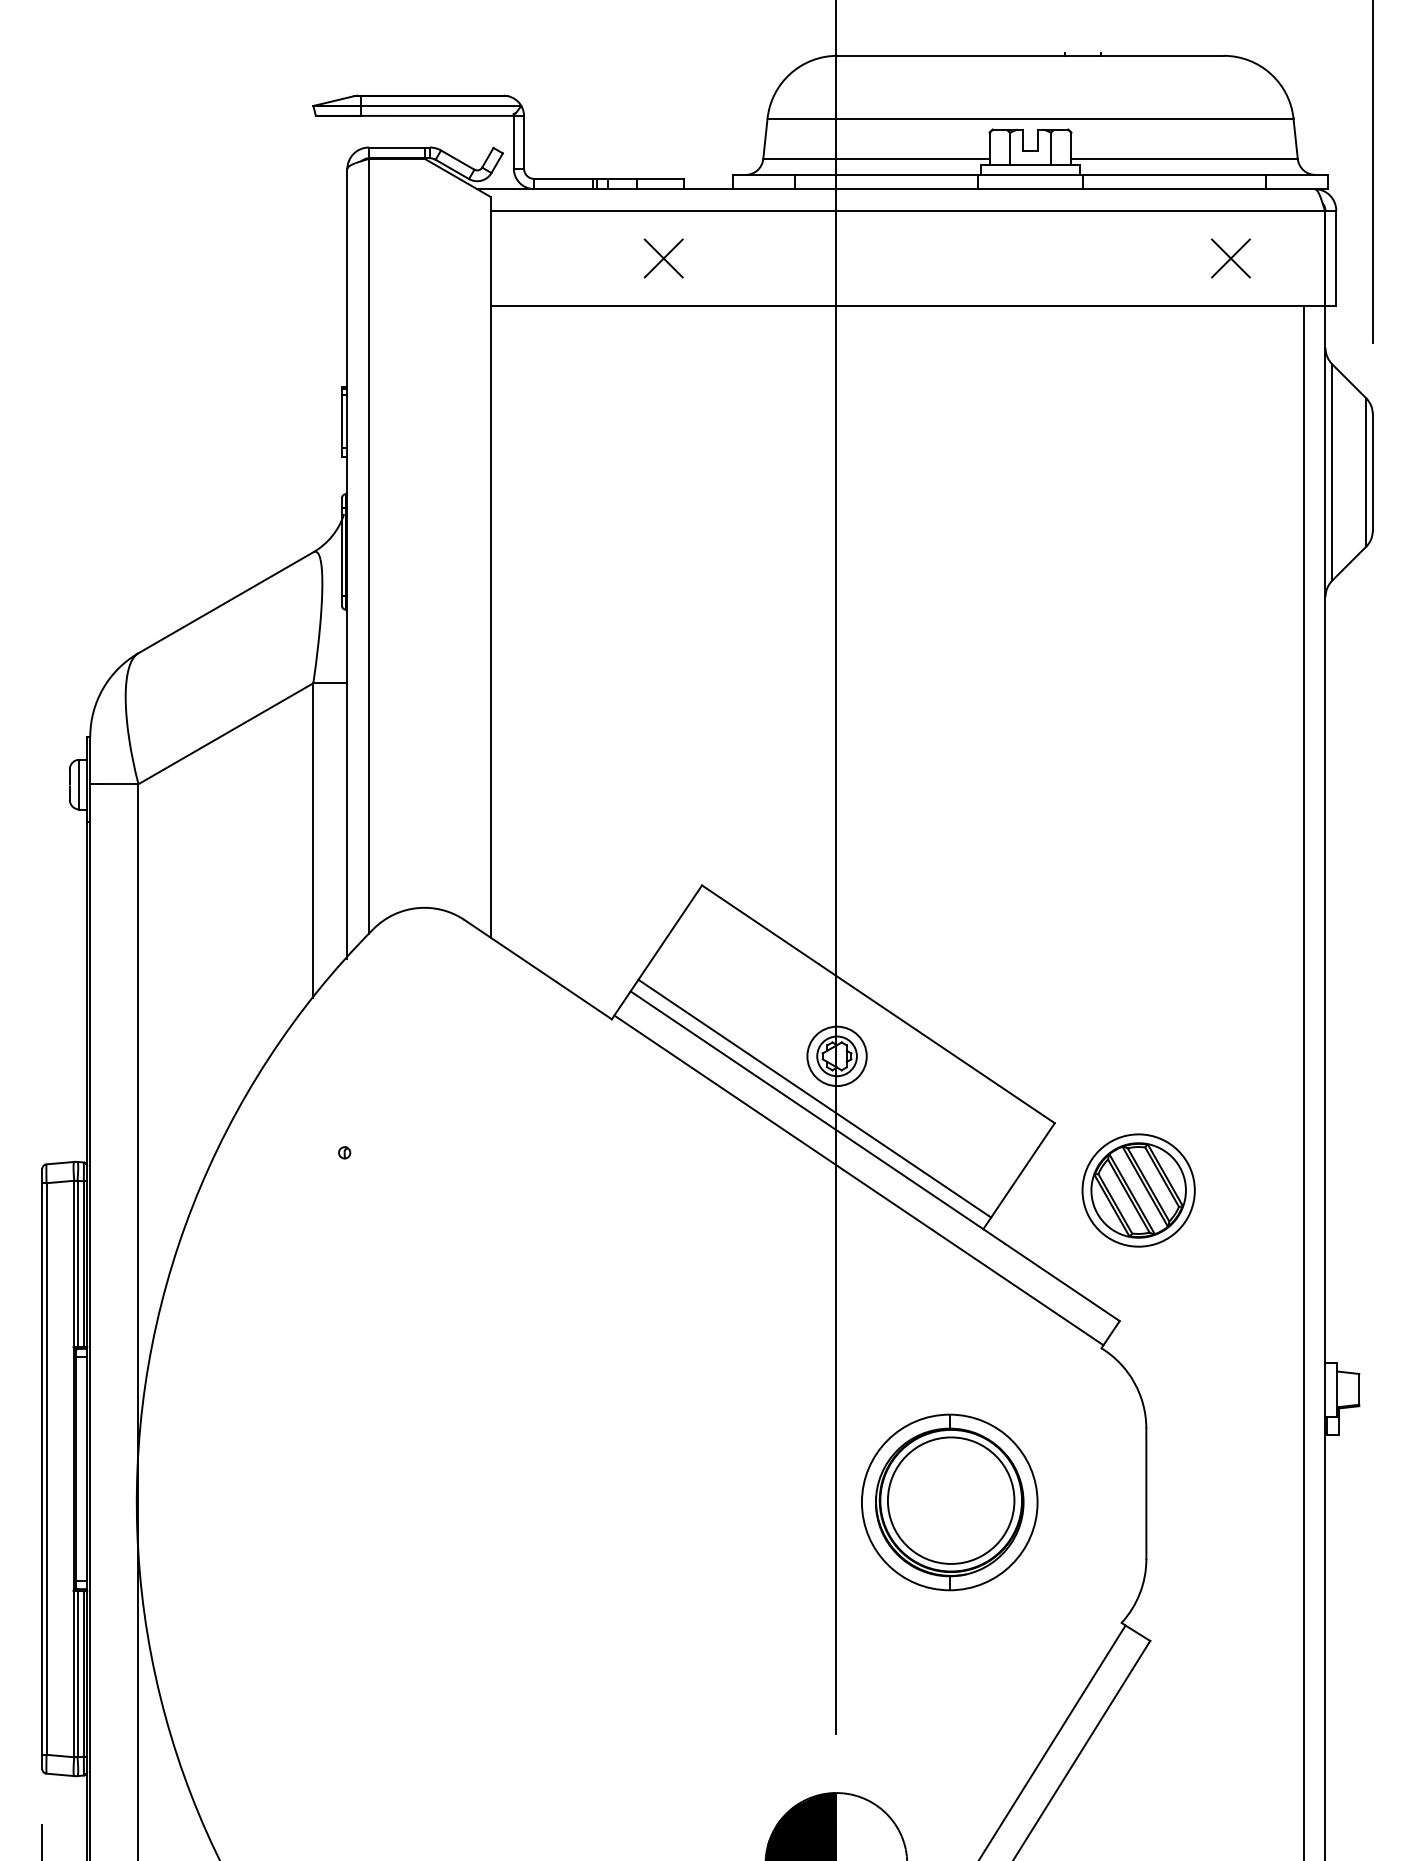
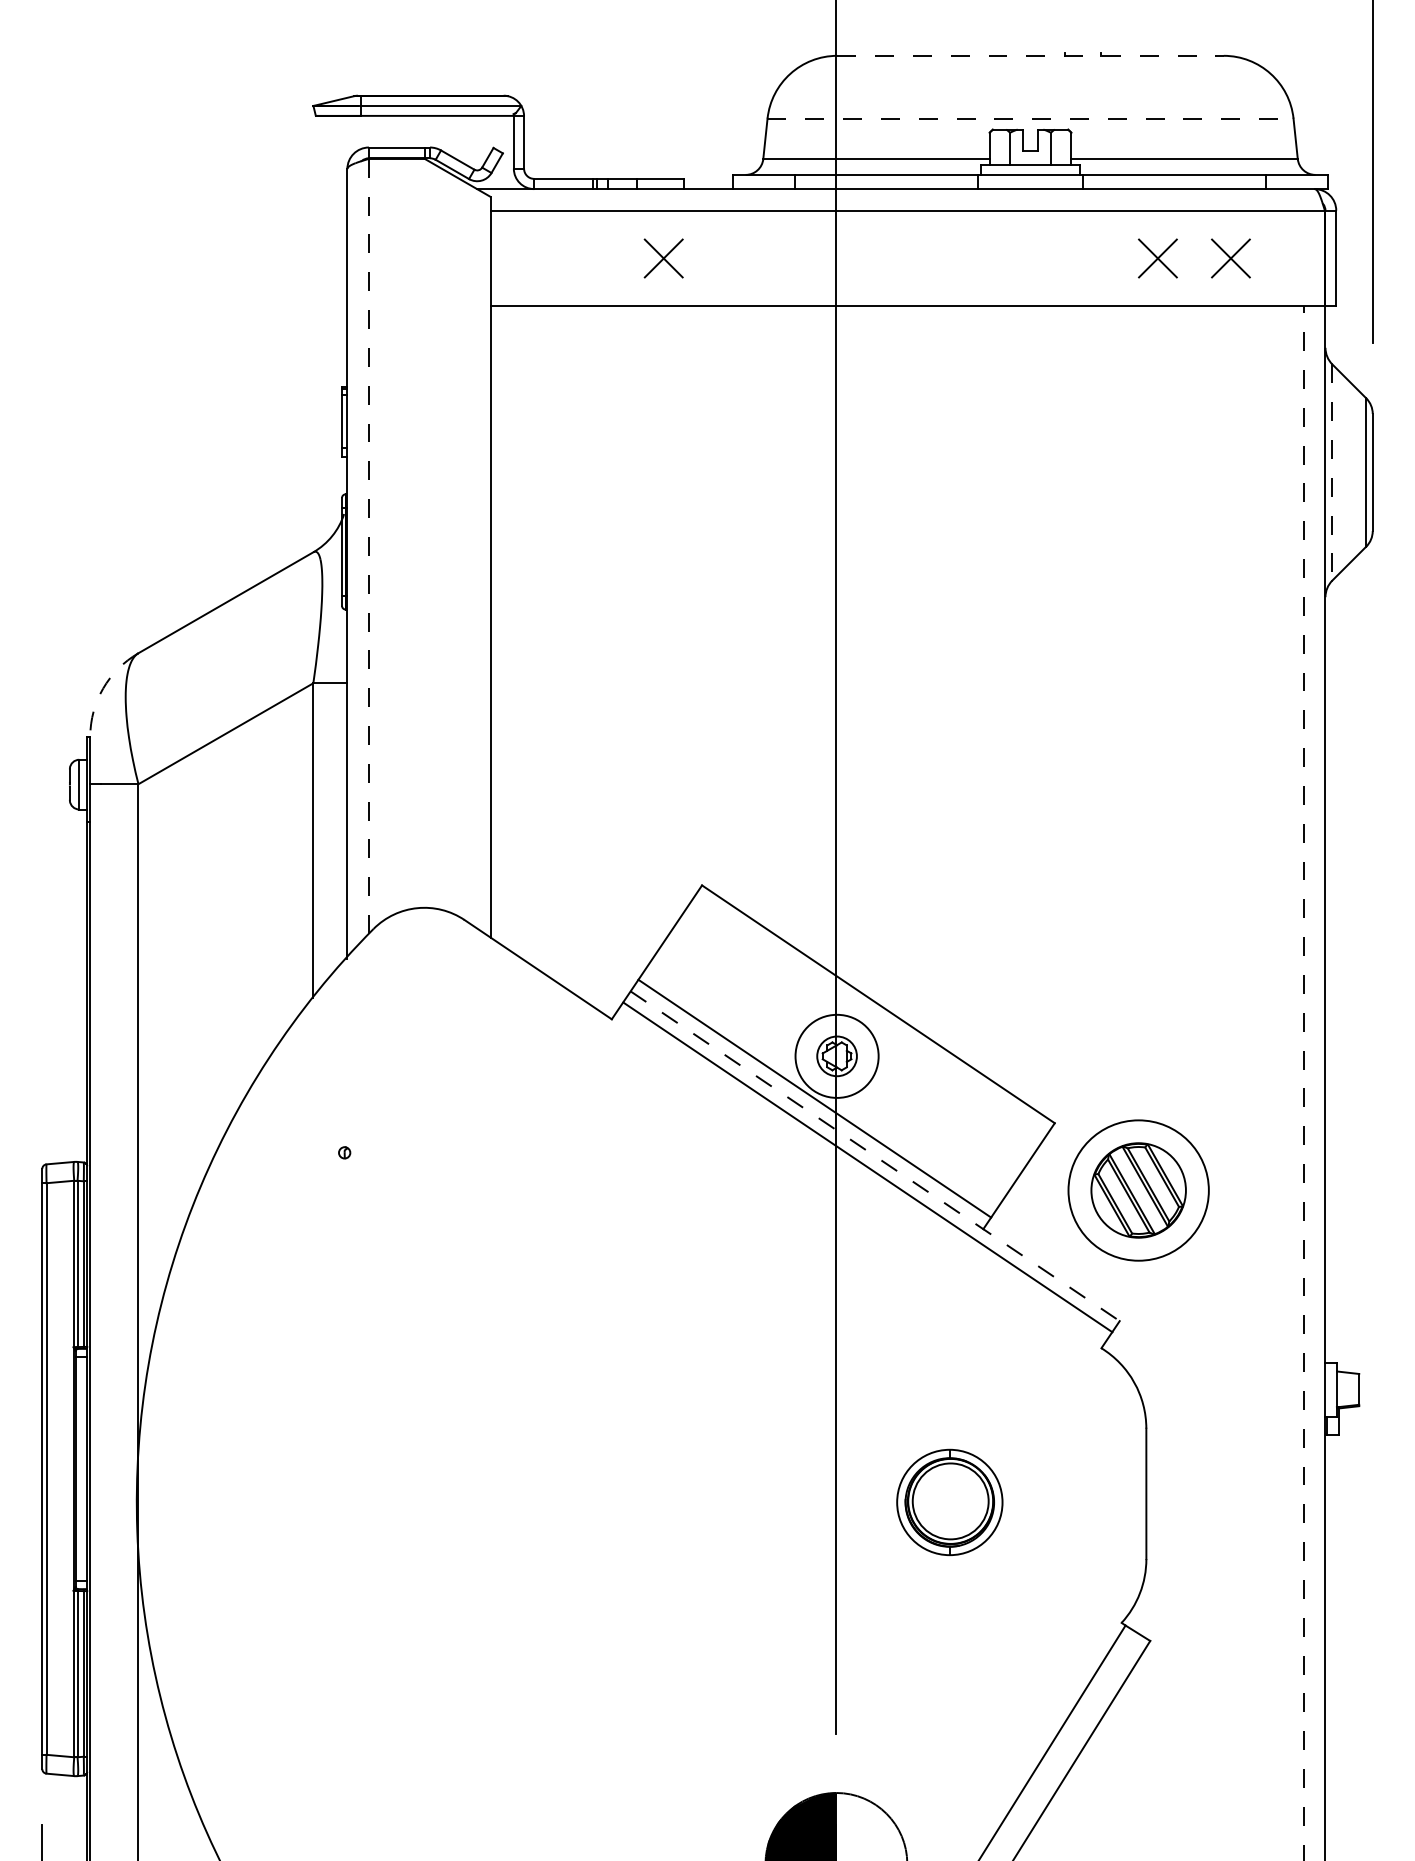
line: solid -> dashed (1031, 55)
line: solid -> dashed (1030, 118)
part: none -> present (1157, 258)
line: solid -> dashed (1332, 473)
line: solid -> dashed (368, 546)
arc: solid -> dashed (103, 688)
circle diameter: 59 px -> 83 px (836, 1055)
line: solid -> dashed (1303, 1083)
line: solid -> dashed (875, 1156)
line position: (858, 1180) -> (867, 1167) (867, 1167)
circle diameter: 112 px -> 140 px (1138, 1190)
part size: 178x179 px -> 108x109 px (949, 1502)
